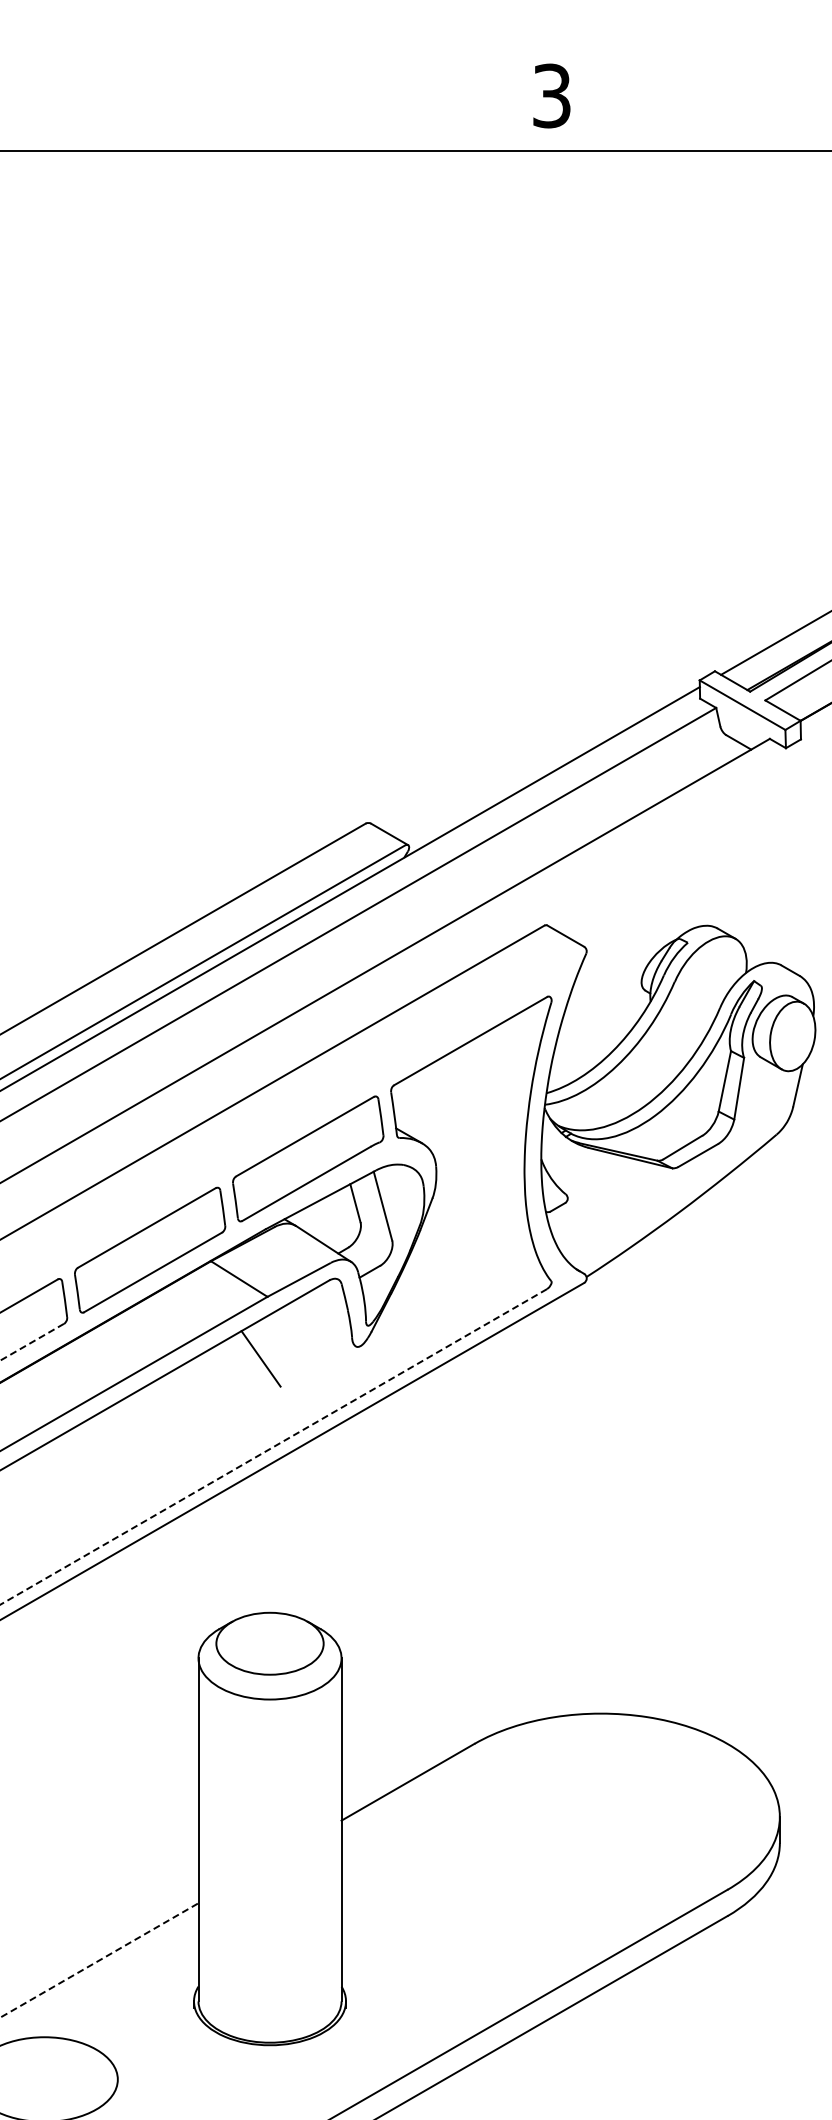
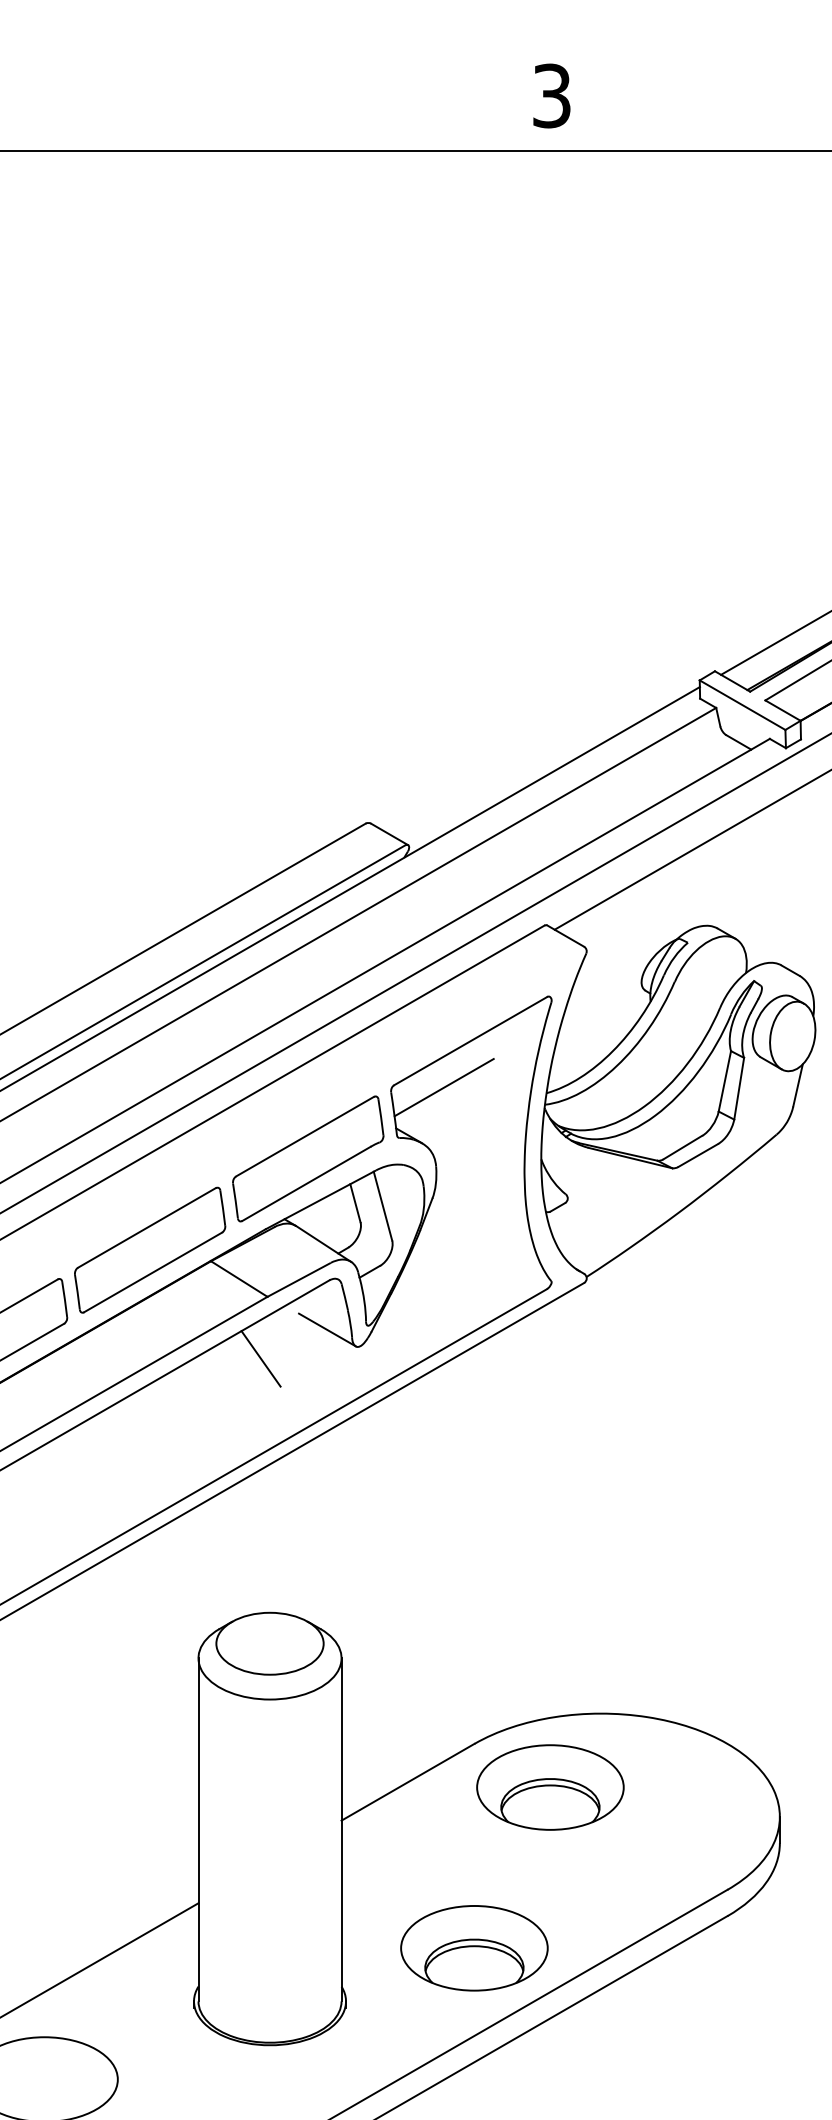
line: none -> present (691, 850)
line: none -> present (415, 972)
line: none -> present (443, 1087)
line: none -> present (327, 1329)
line: dashed -> solid (32, 1342)
line: dashed -> solid (273, 1447)
part: none -> present (550, 1787)
part: none -> present (474, 1948)
line: dashed -> solid (99, 1960)
